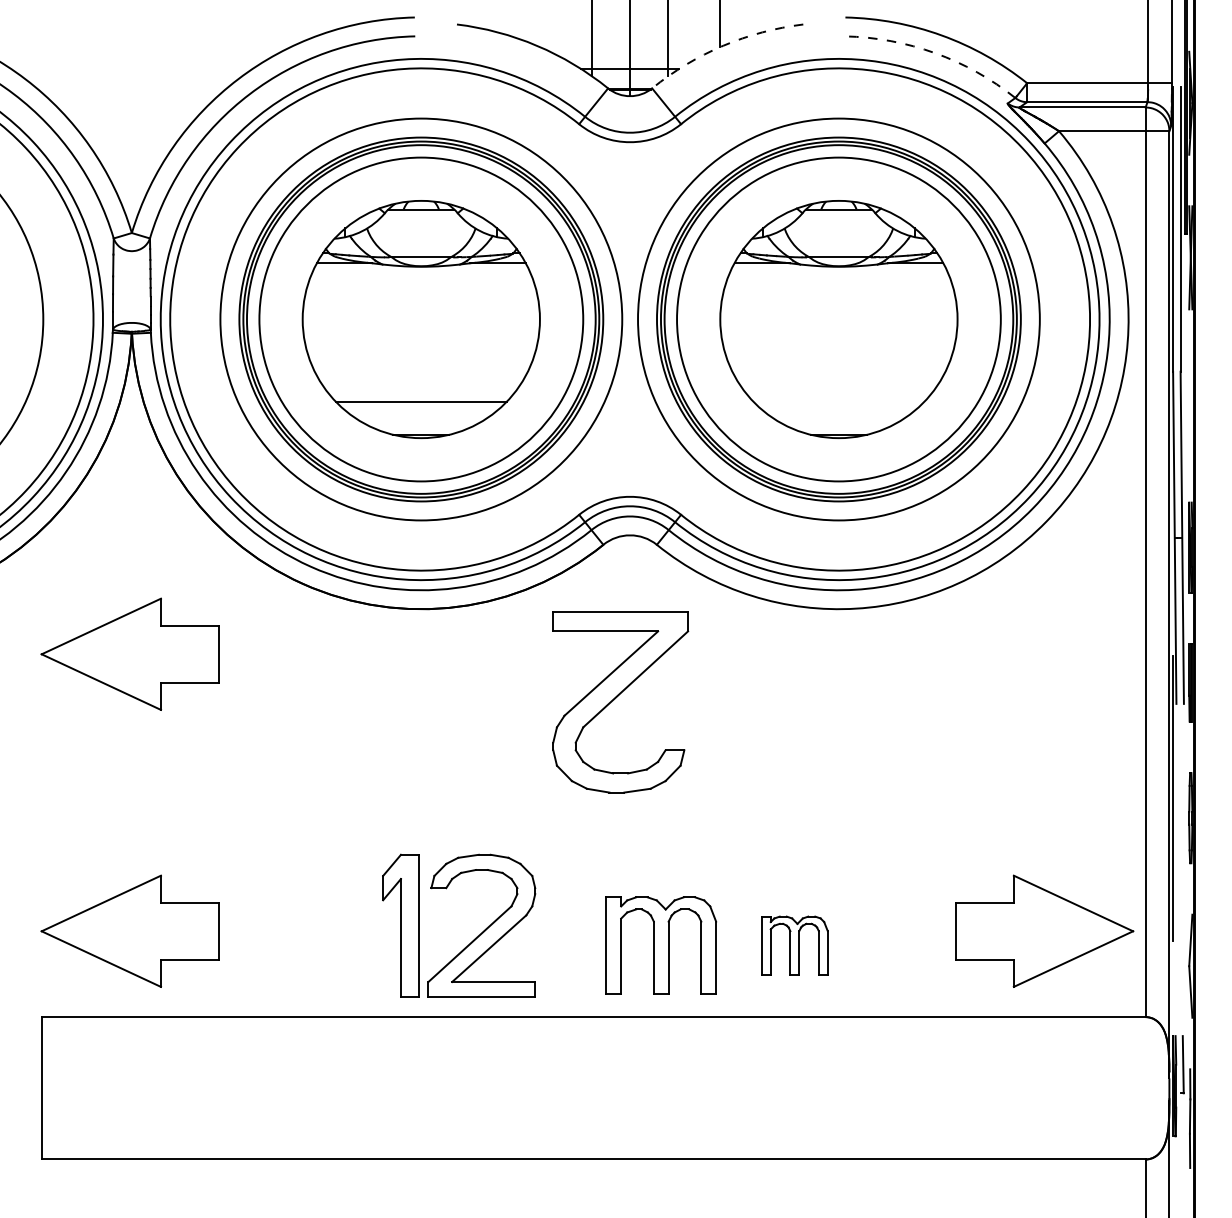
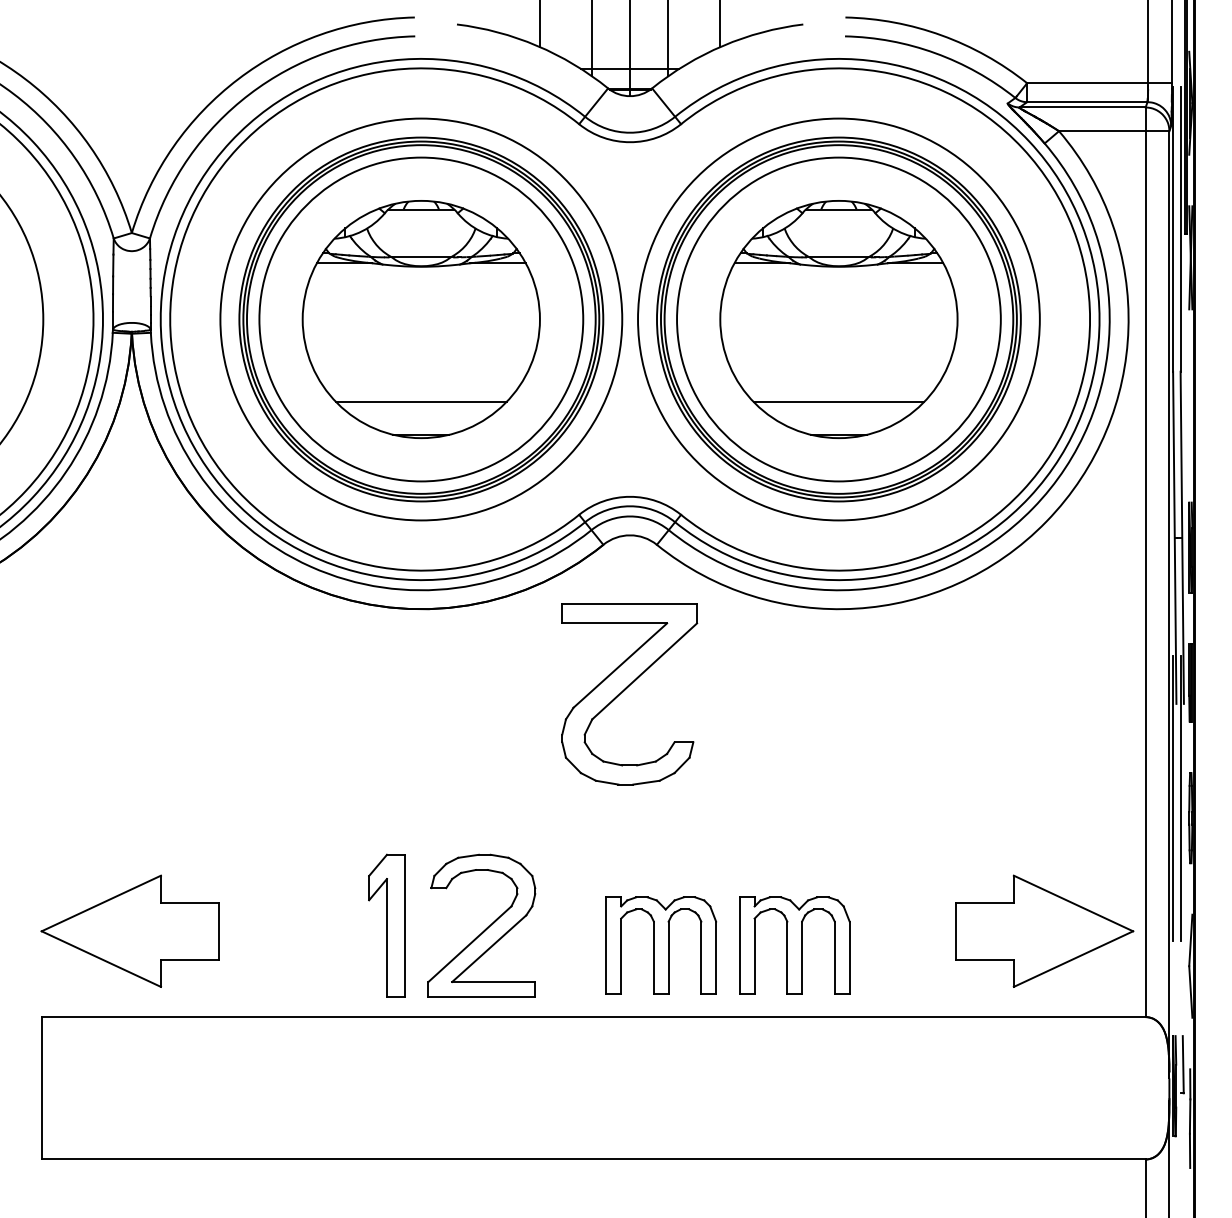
line: none -> present (539, 24)
arc: dashed -> solid (723, 45)
arc: dashed -> solid (935, 53)
line: none -> present (838, 401)
part: present -> none (129, 653)
part position: (620, 702) -> (629, 694) (629, 694)
line: none -> present (1180, 798)
part position: (400, 925) -> (386, 925) (386, 925)
part size: 68x61 px -> 112x99 px (794, 945)
